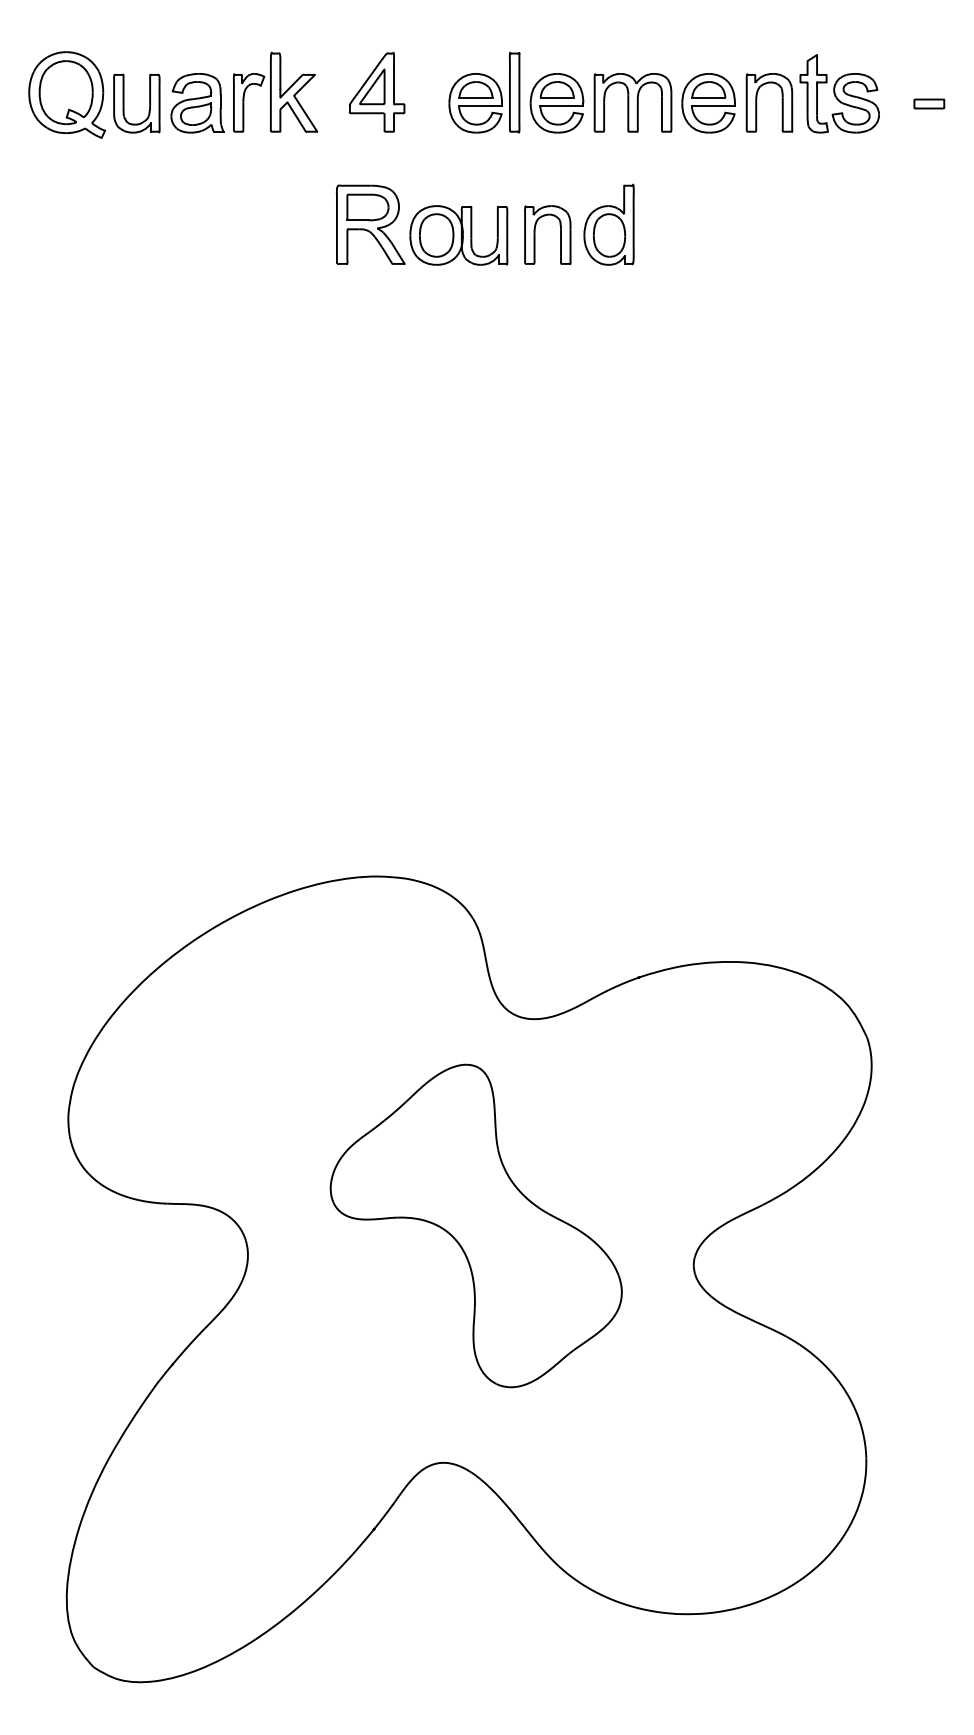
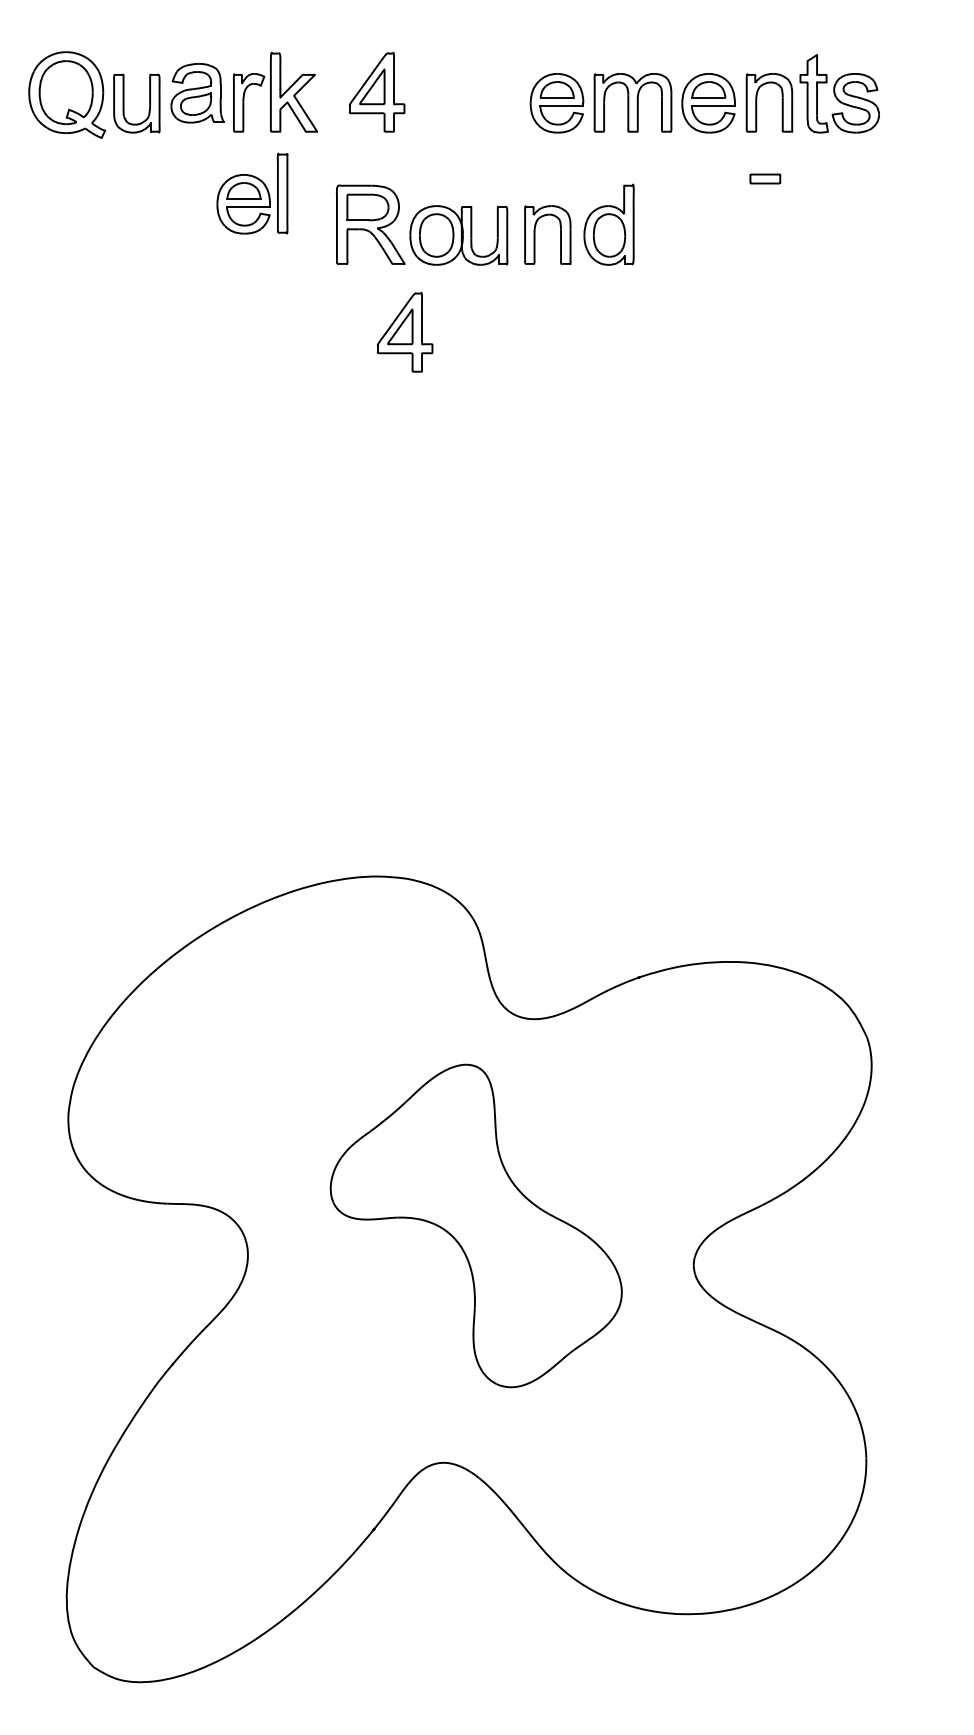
part position: (484, 92) -> (252, 193) (252, 193)
part position: (197, 103) -> (197, 93) (197, 93)
part position: (929, 103) -> (765, 178) (765, 178)
part: none -> present (404, 331)
